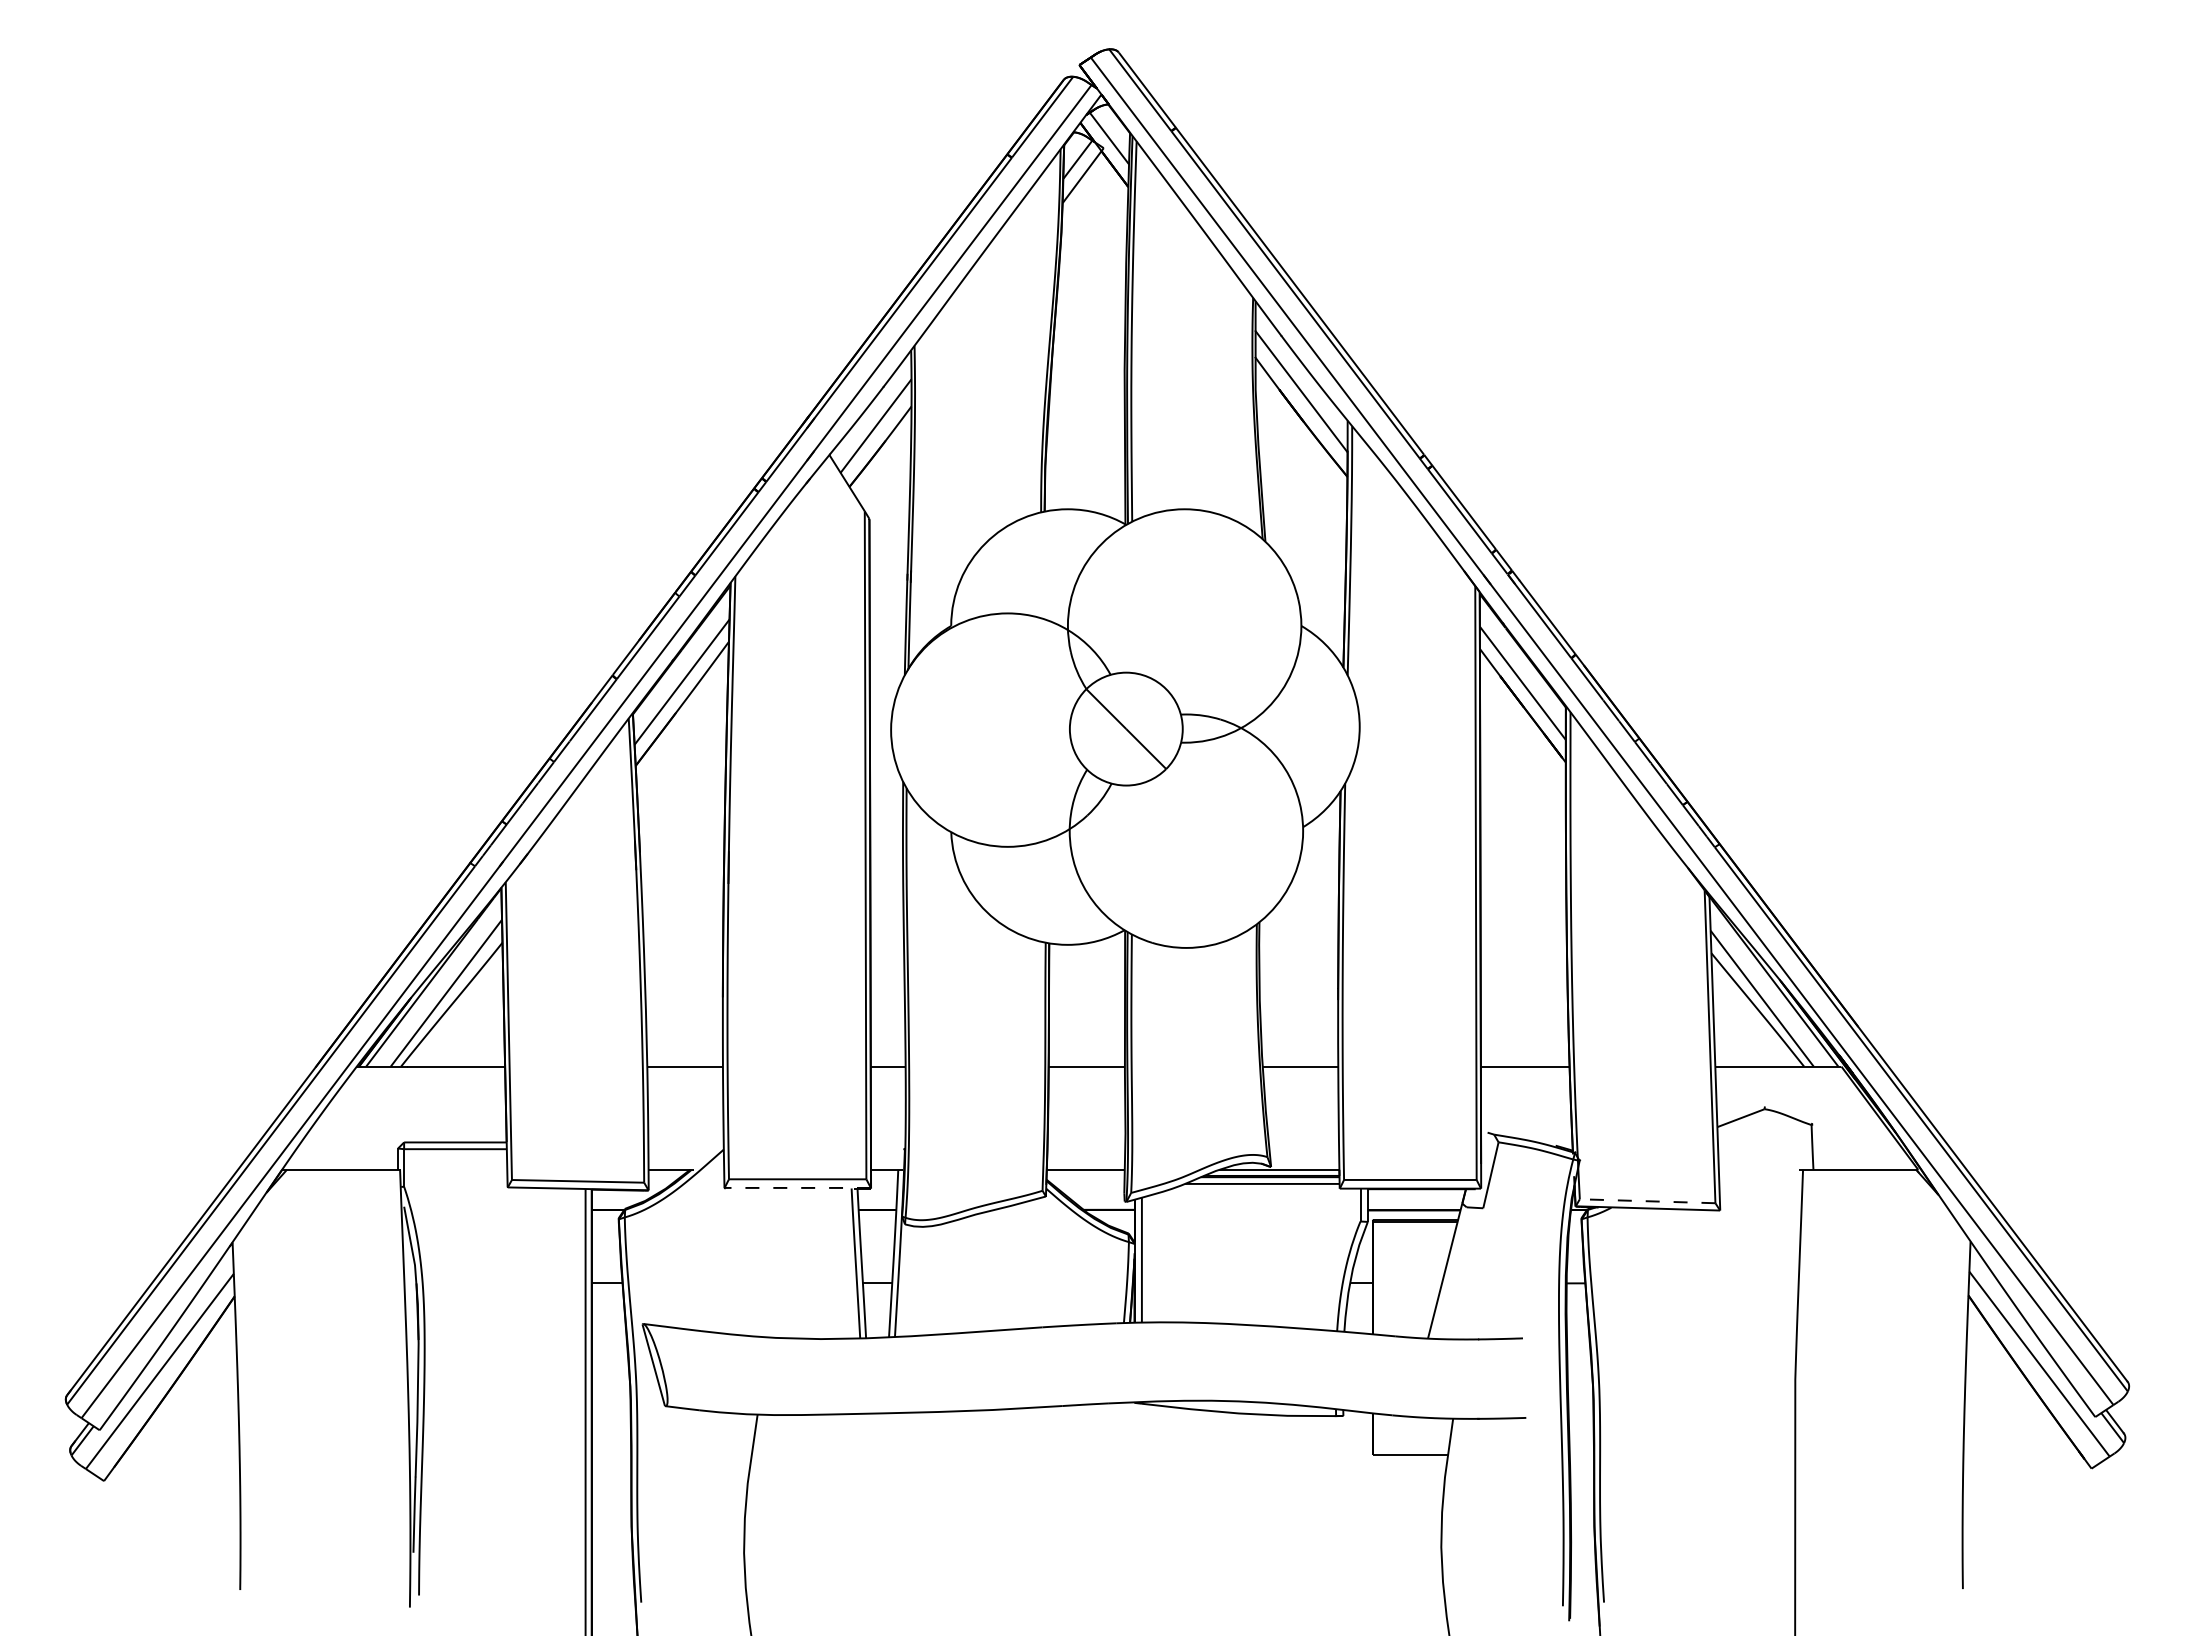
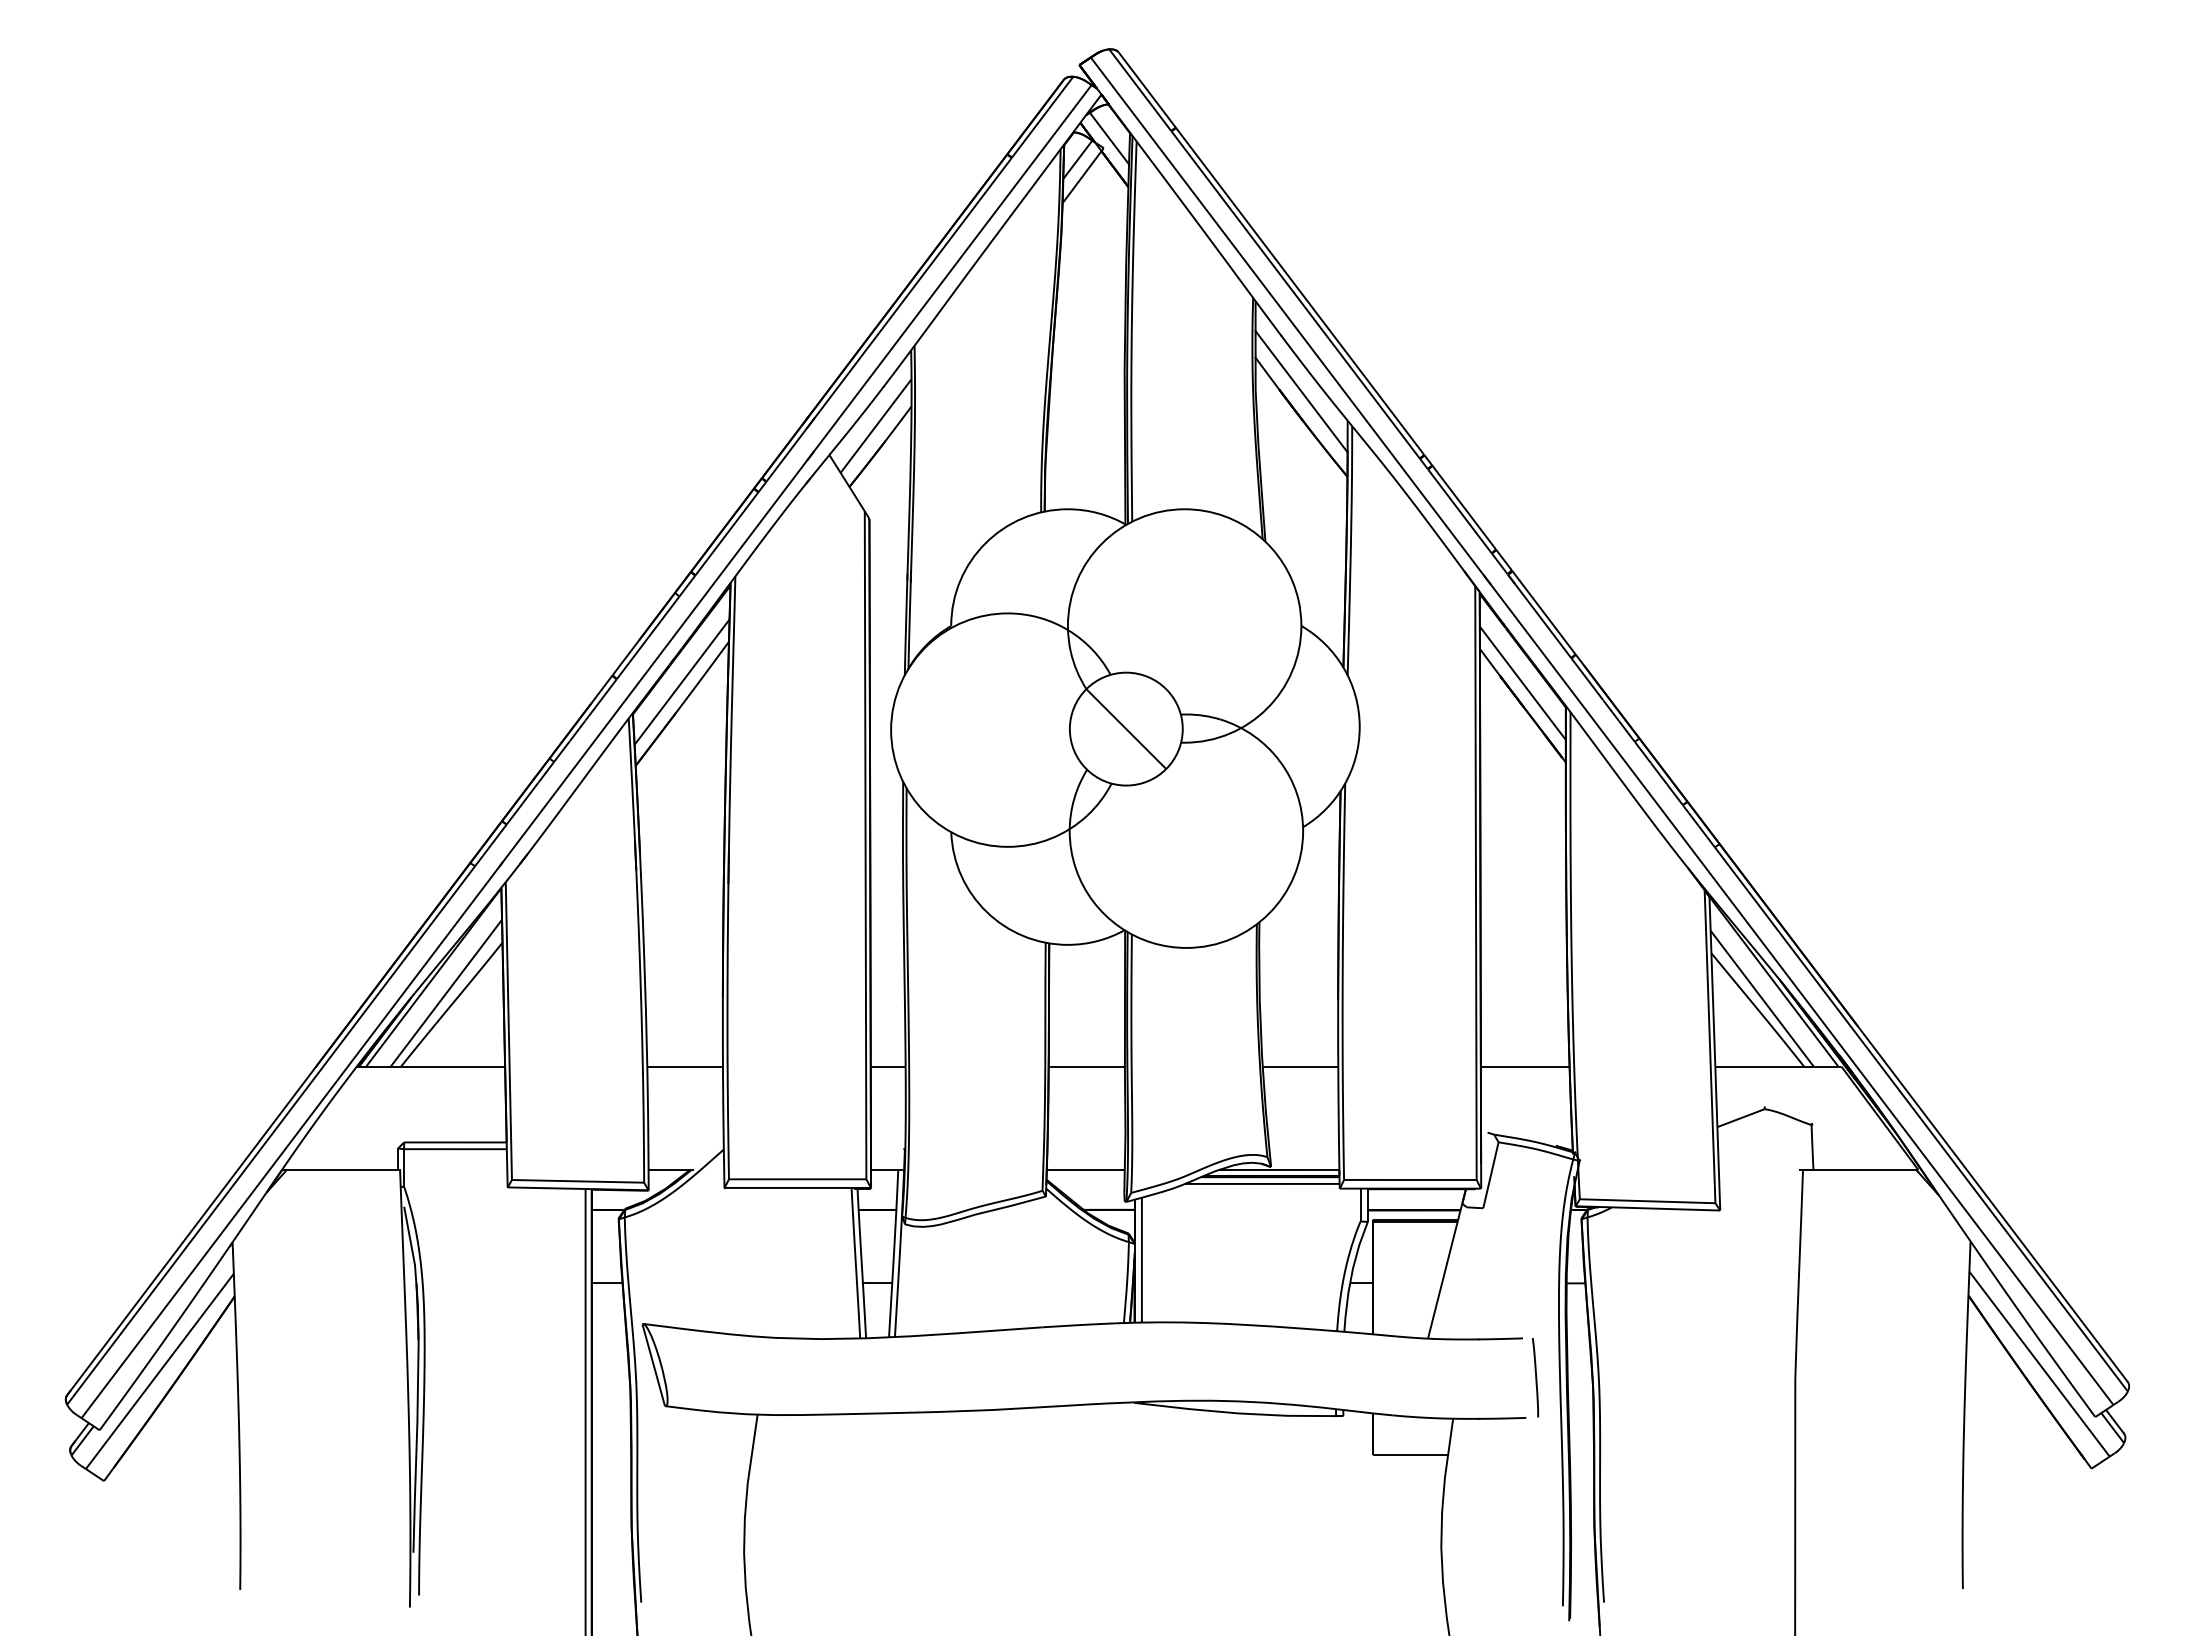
line: dashed -> solid (797, 1187)
line: dashed -> solid (1647, 1201)
line: none -> present (1535, 1377)
